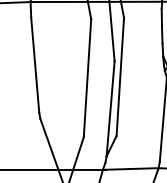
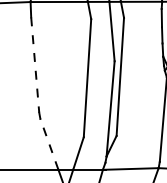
line: solid -> dashed (35, 65)
line: solid -> dashed (49, 144)
